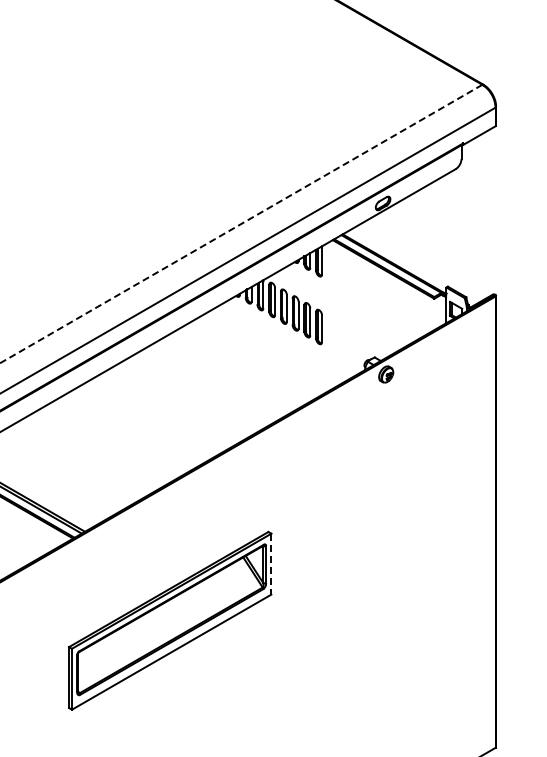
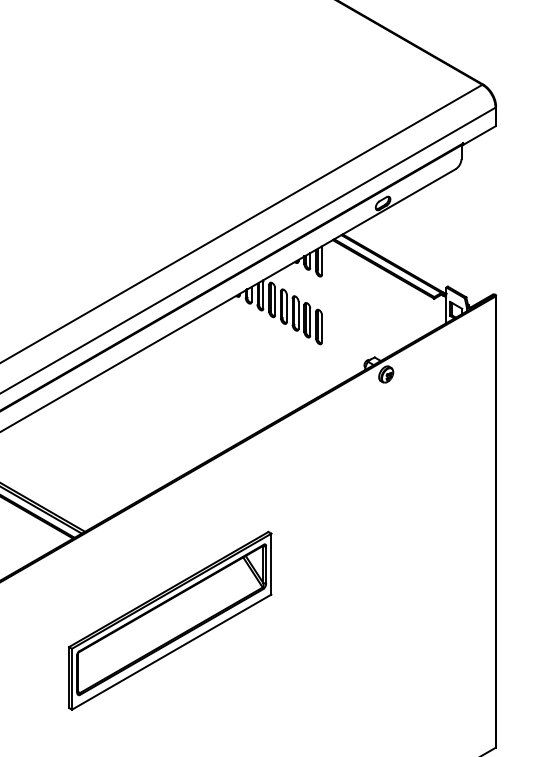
line: dashed -> solid (241, 224)
line: dashed -> solid (271, 564)
